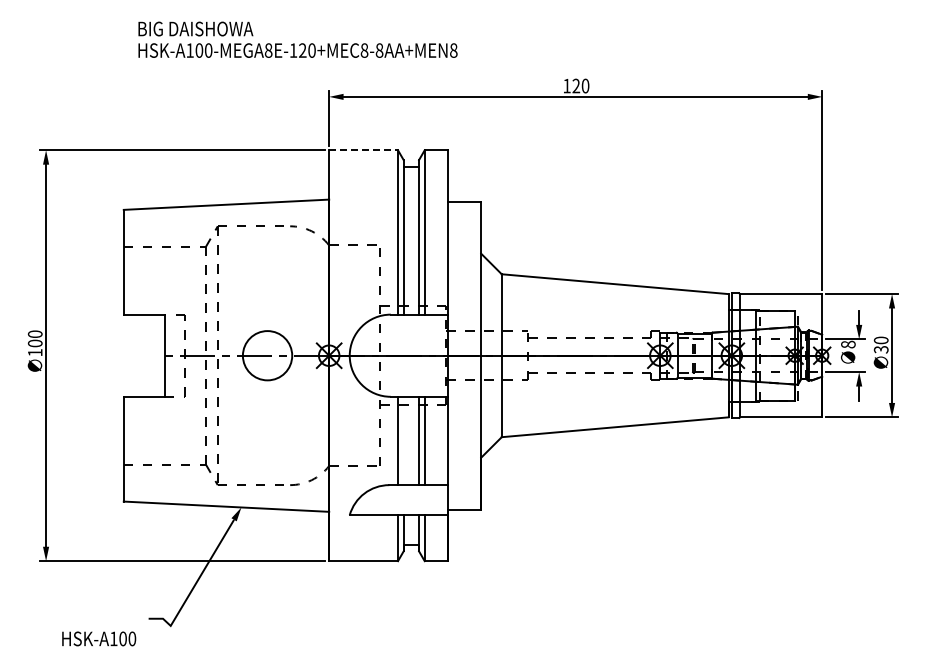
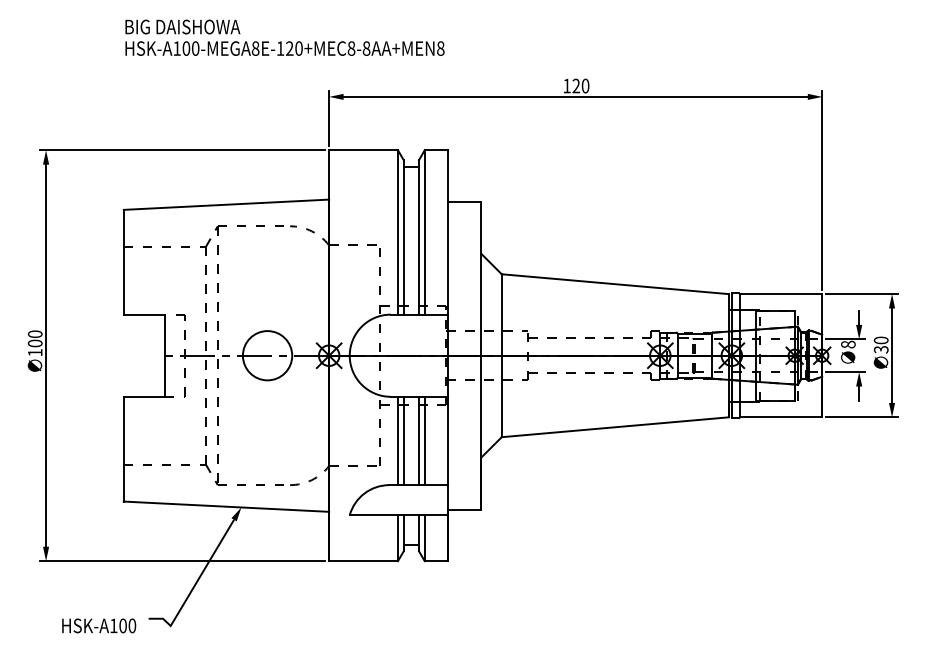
text position: (297, 39) -> (284, 37) (284, 37)
line: dashed -> solid (364, 150)
line: none -> present (403, 440)
text position: (99, 638) -> (99, 625) (99, 625)
